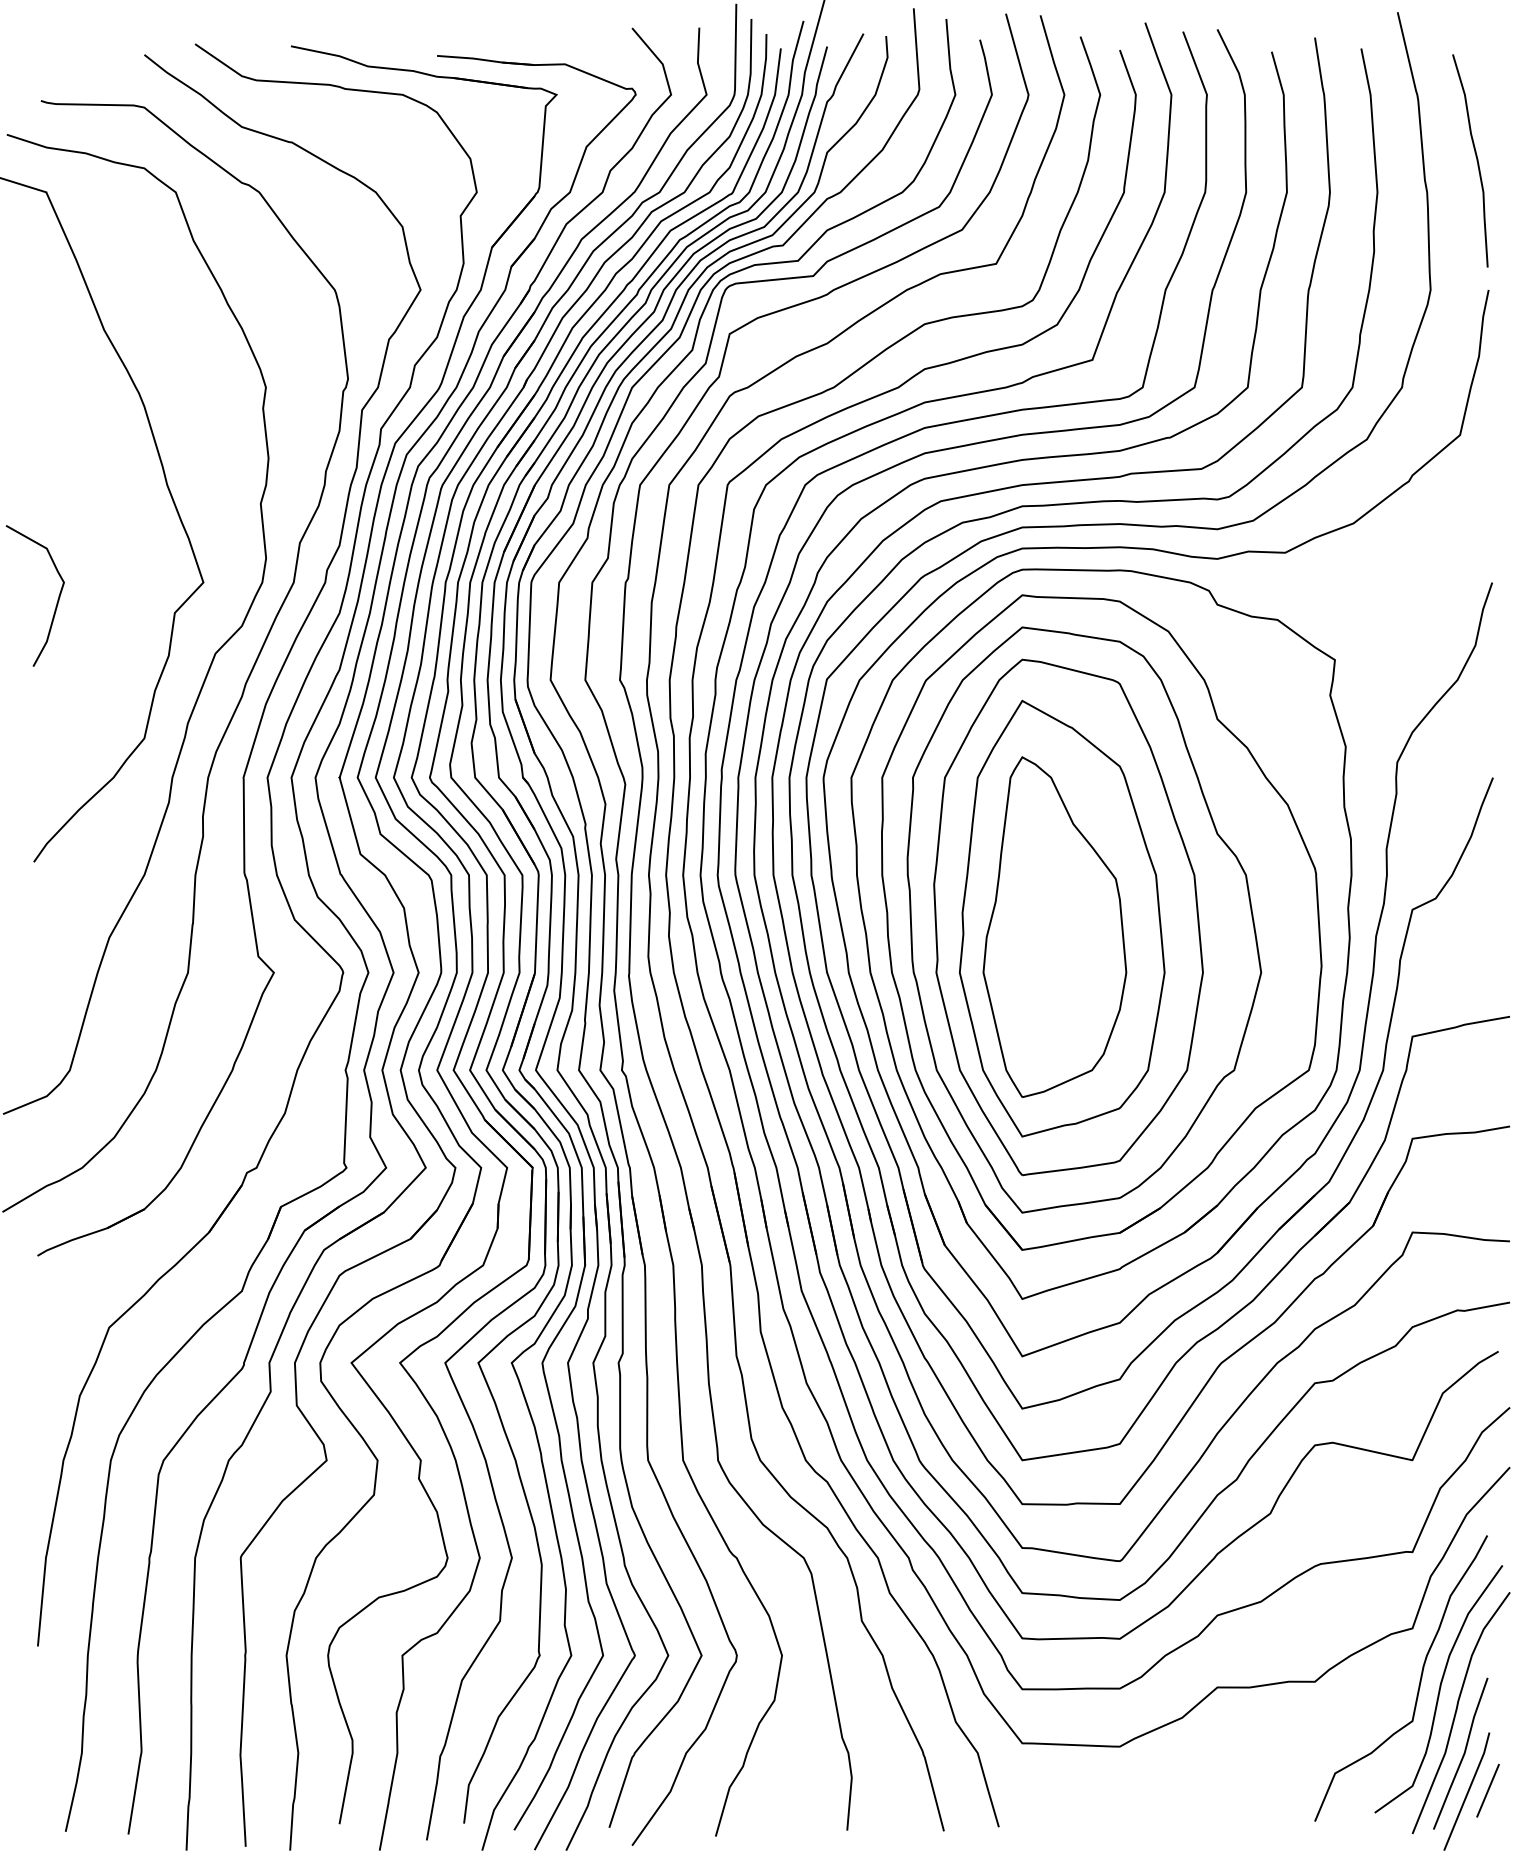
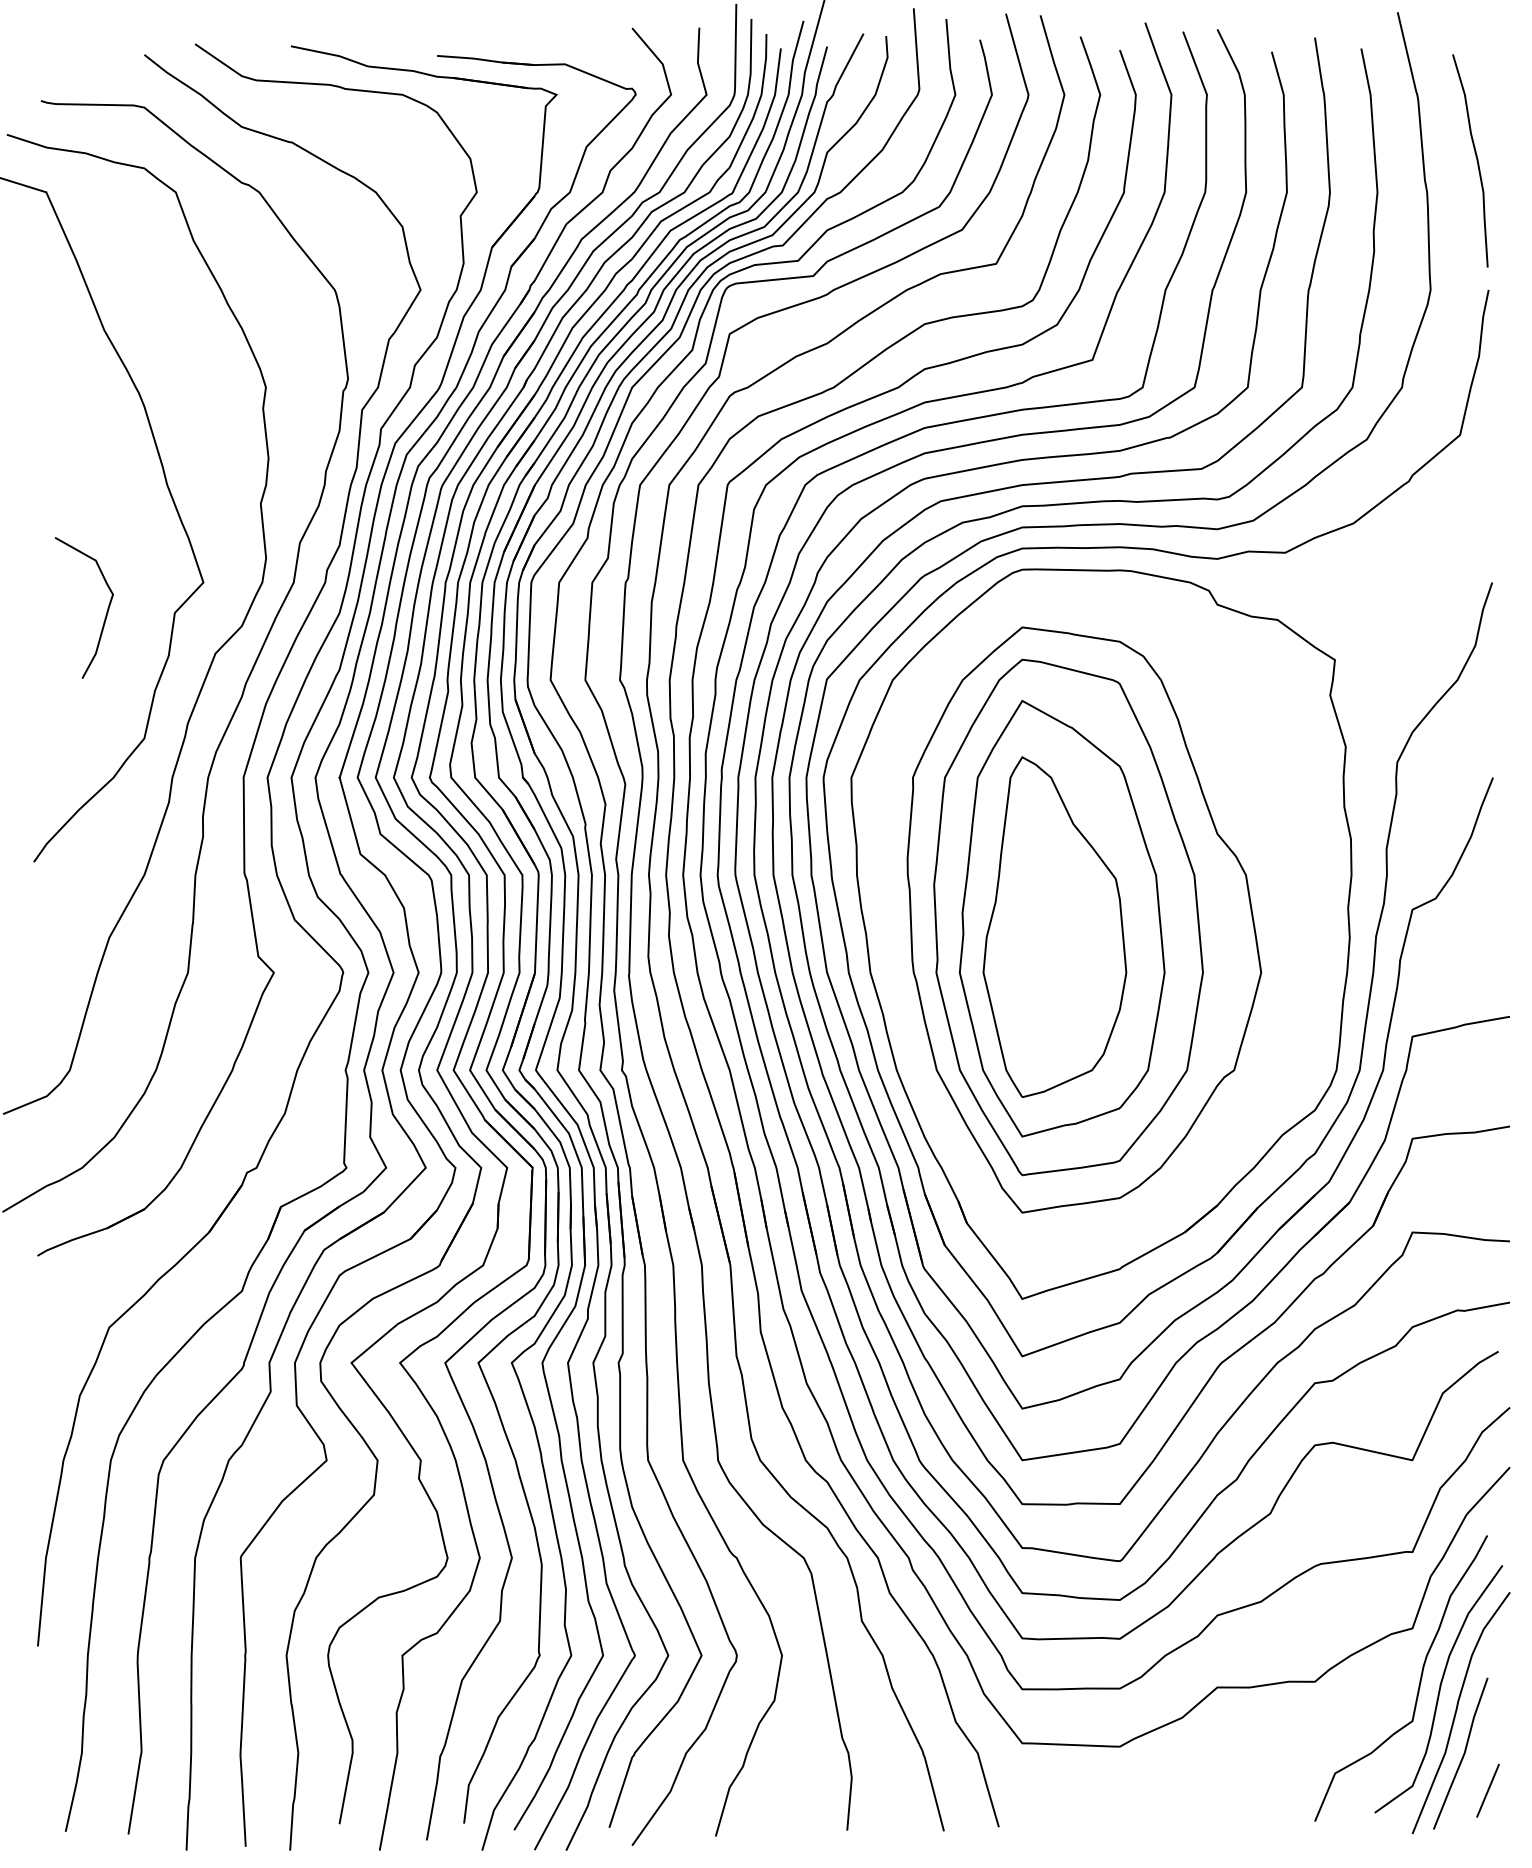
curve position: (56, 602) -> (105, 614) (105, 614)
part: present -> none (1101, 922)
line: present -> none (1467, 1791)
